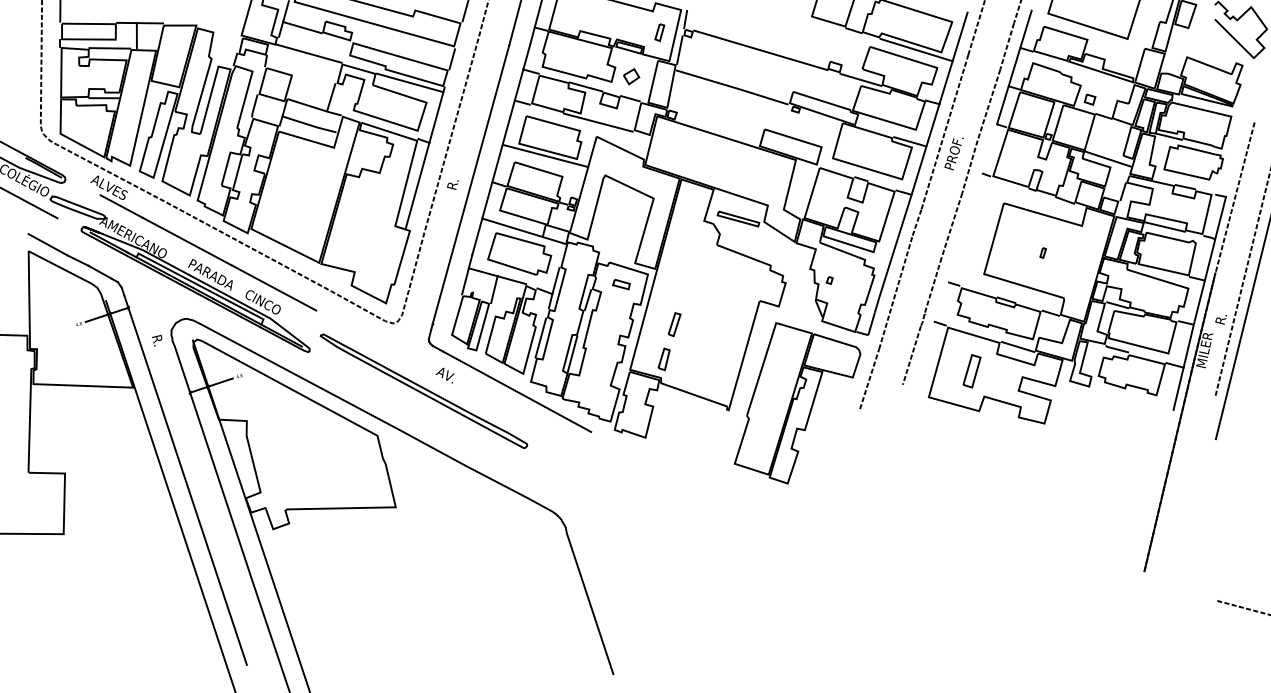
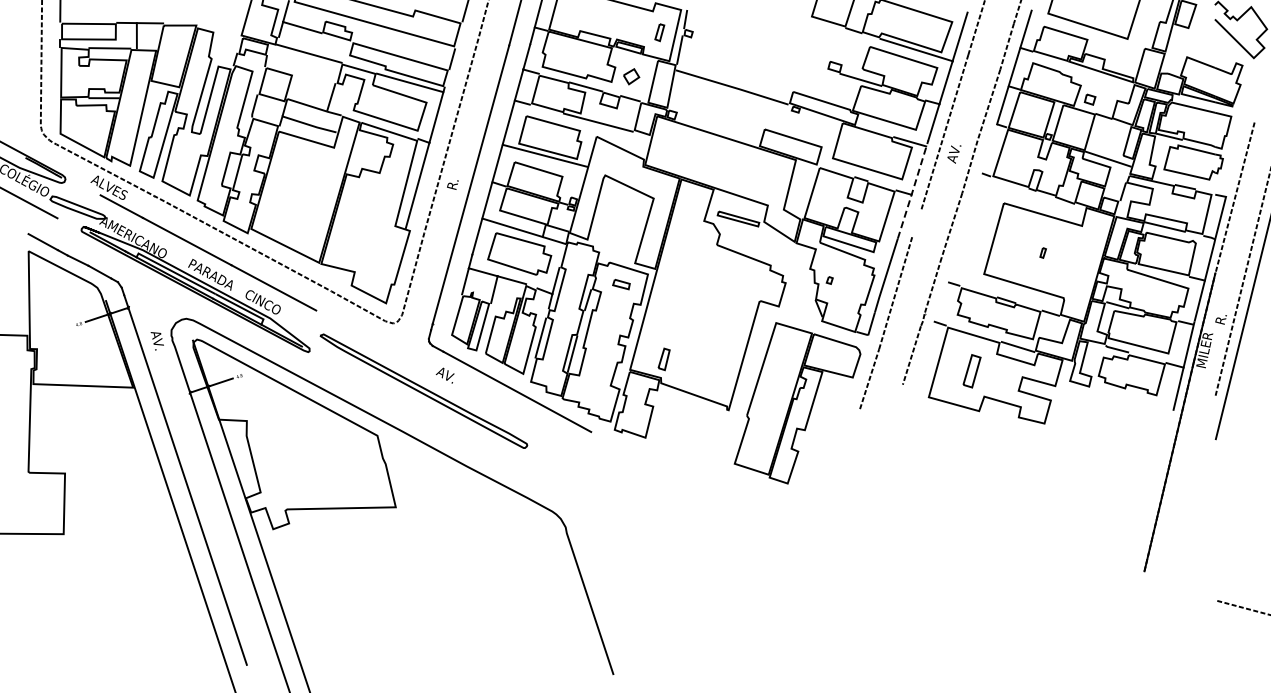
line: present -> none (760, 50)
text: PROF. -> AV. (953, 153)
line: solid -> dashed (913, 190)
line: present -> none (916, 222)
part: present -> none (674, 324)
text: R. -> AV. (156, 341)
